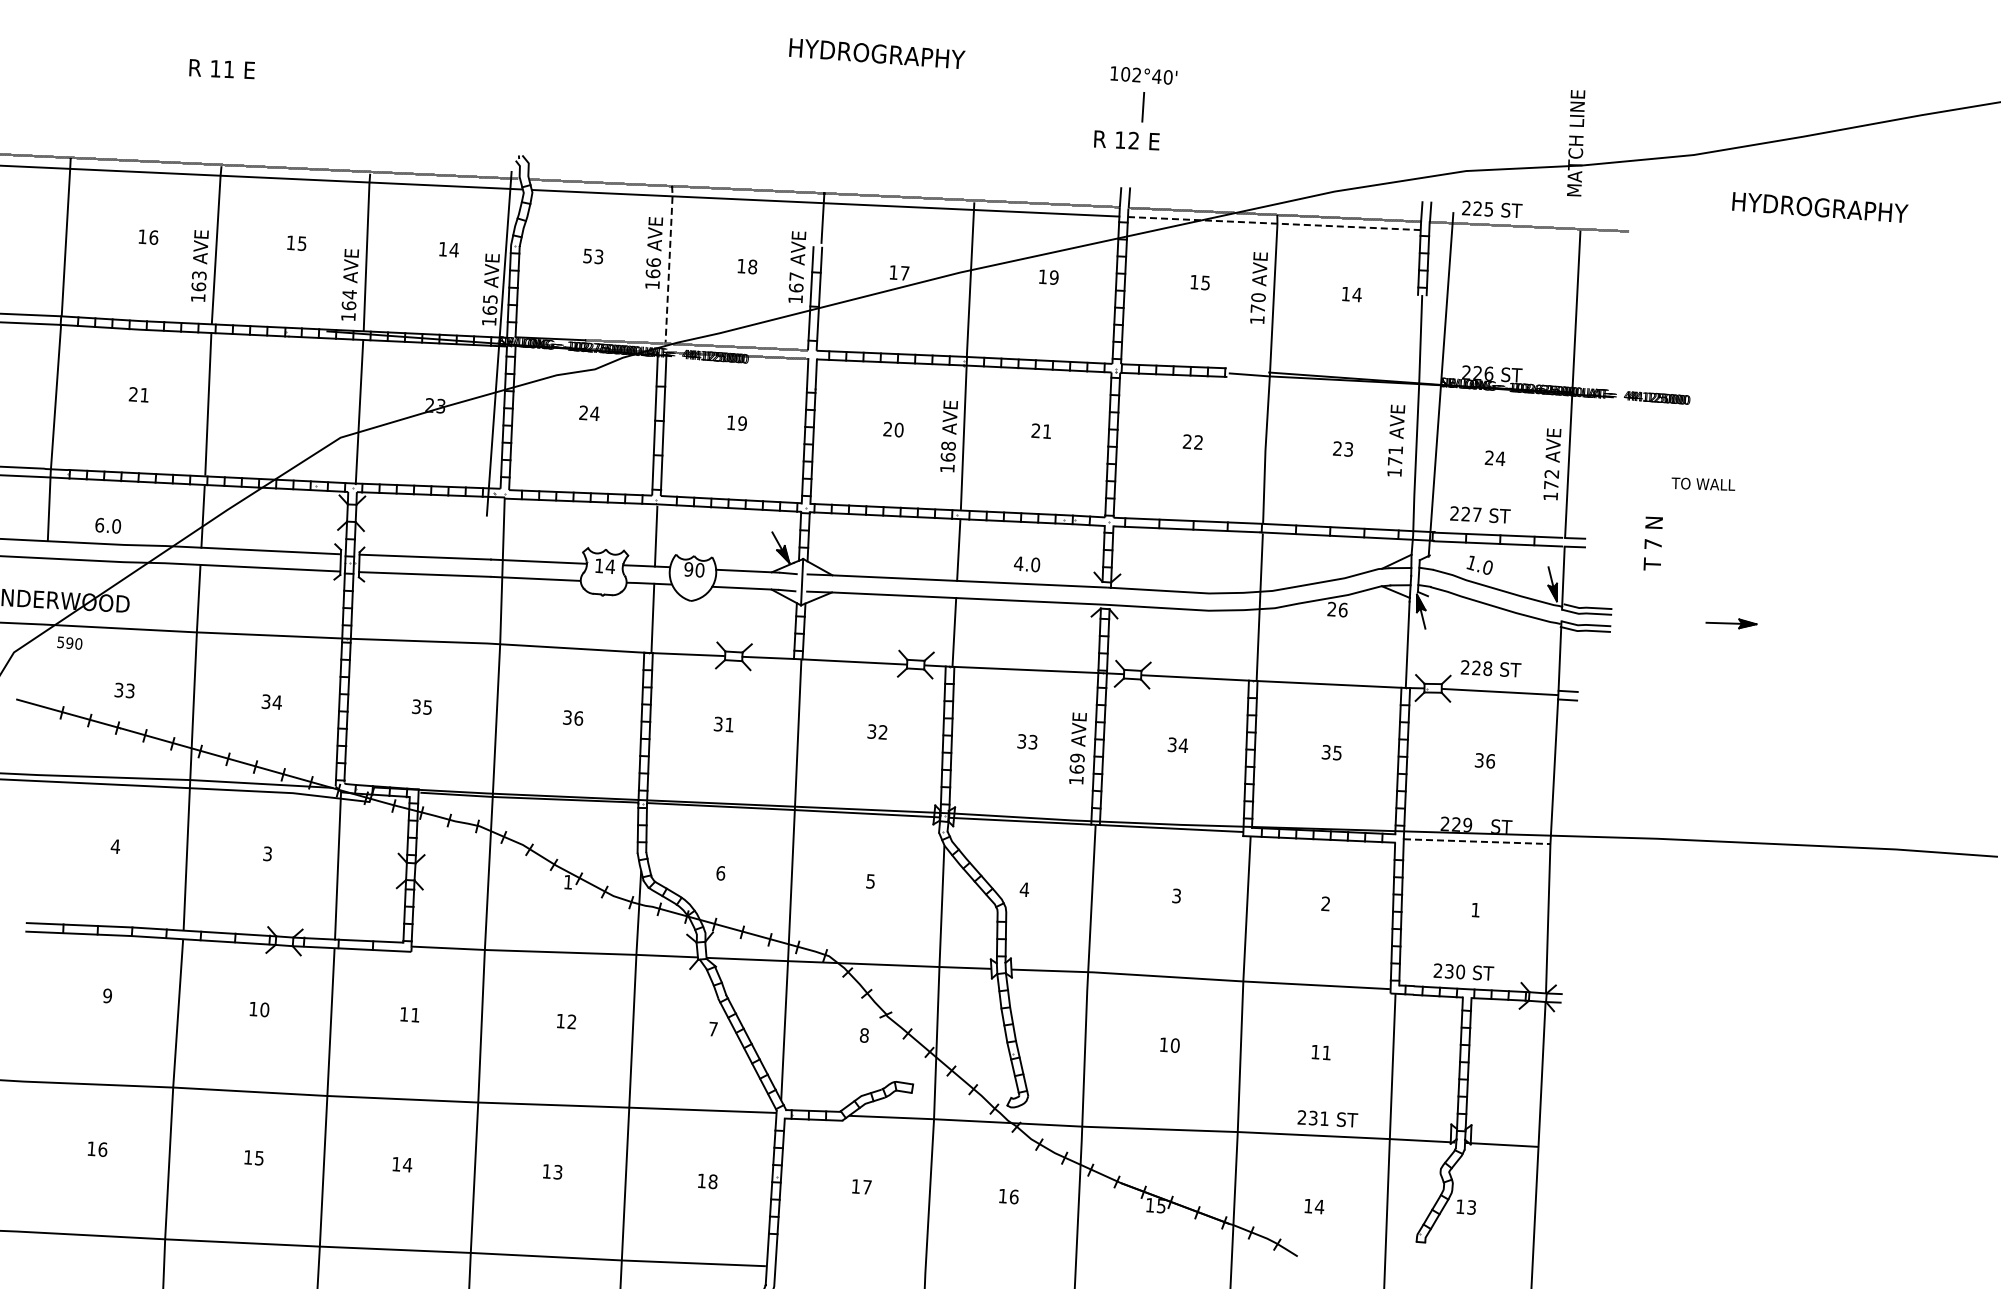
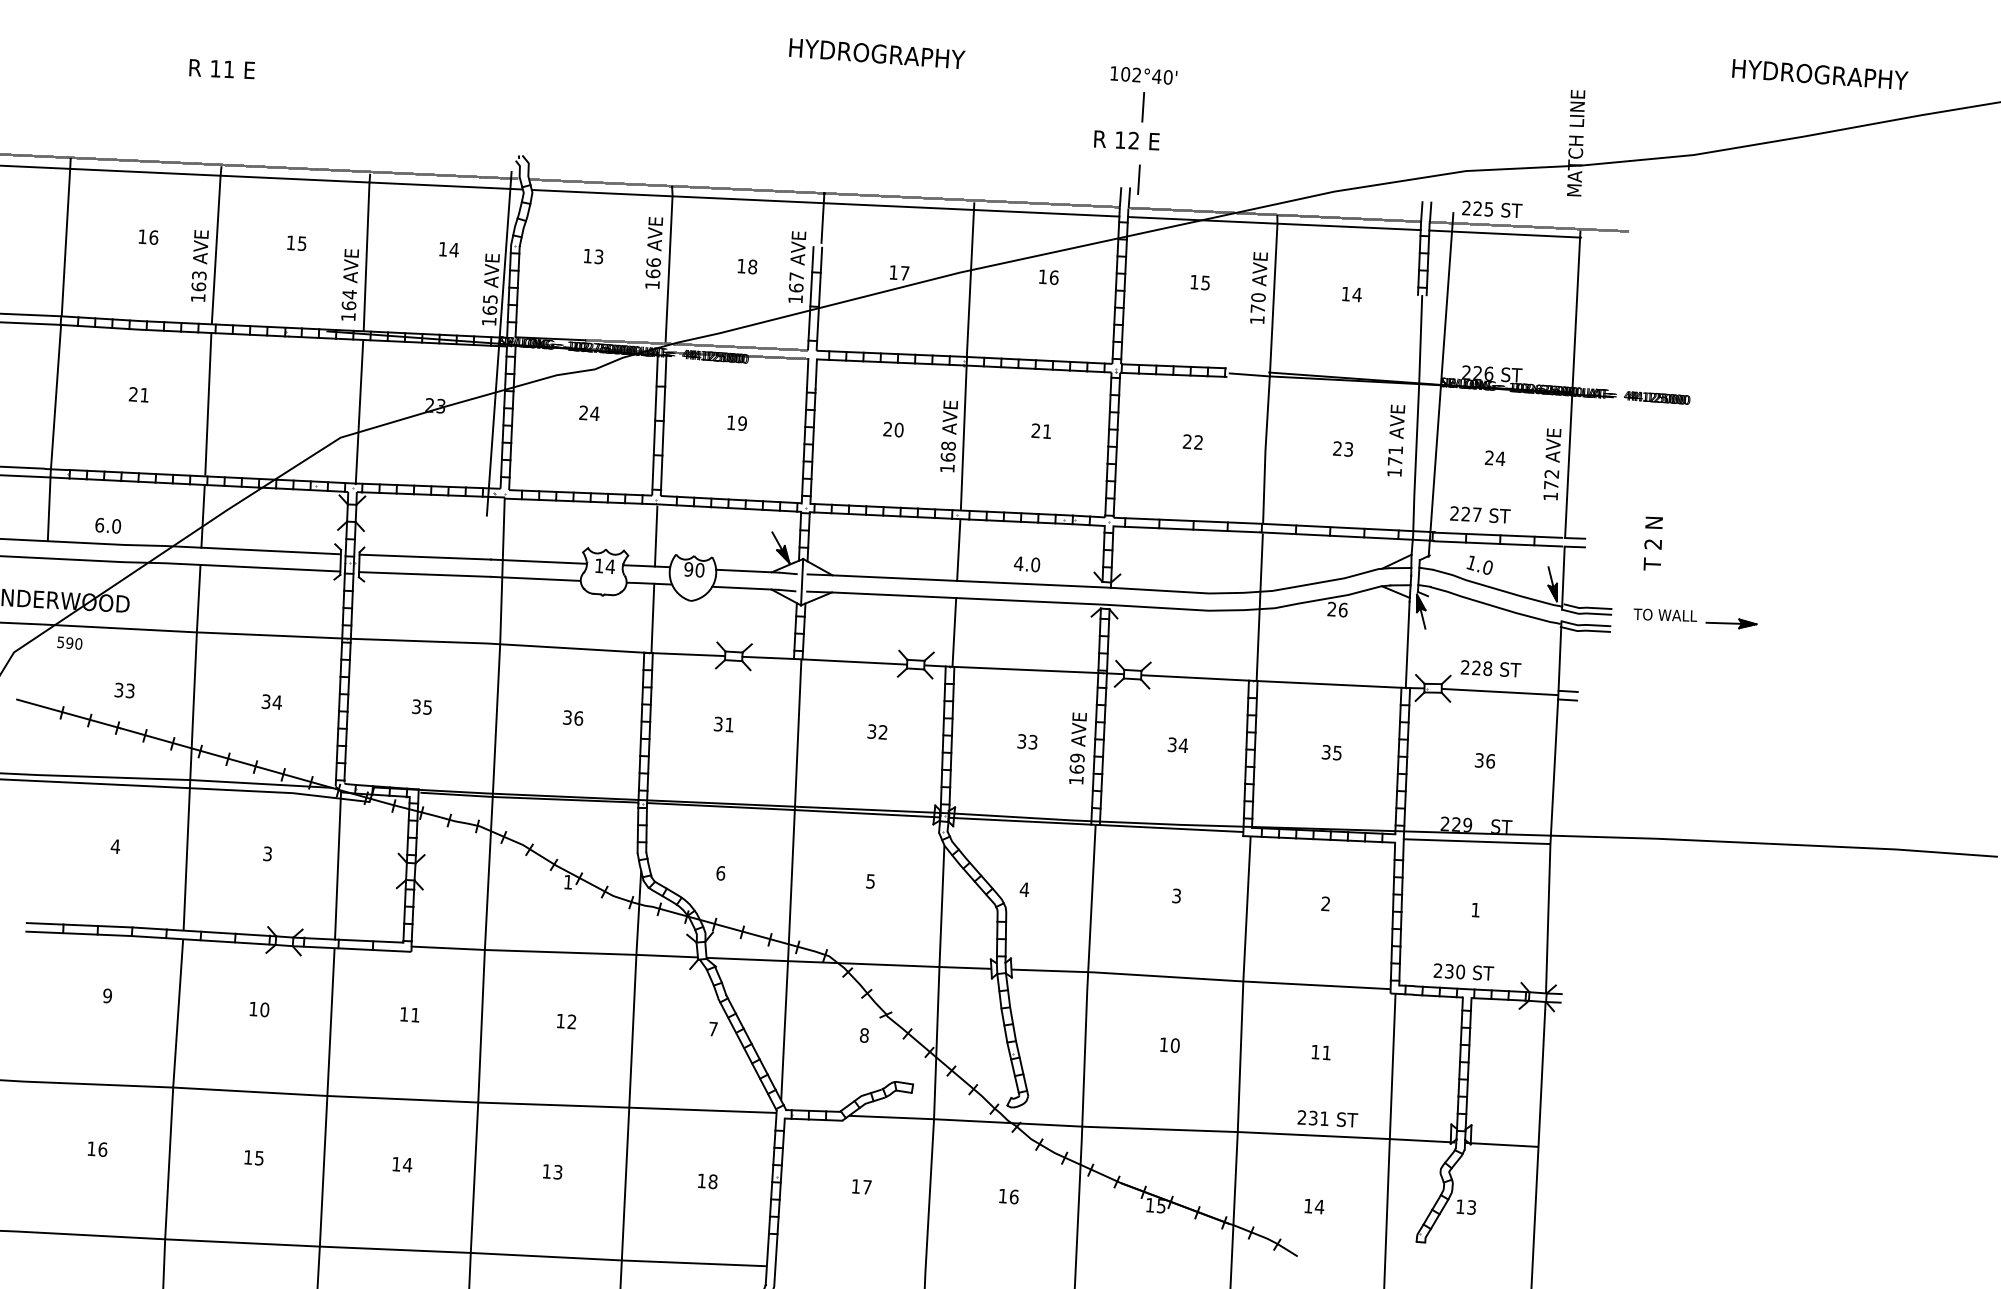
line: none -> present (1138, 179)
text position: (1820, 207) -> (1820, 74) (1820, 74)
line: dashed -> solid (1274, 223)
line: none -> present (1504, 233)
text: 53 -> 13 (587, 255)
line: dashed -> solid (669, 263)
text: 19 -> 16 (1053, 277)
text position: (1703, 483) -> (1665, 614) (1665, 614)
text: 7 -> 2 (1652, 544)
line: dashed -> solid (1477, 841)
